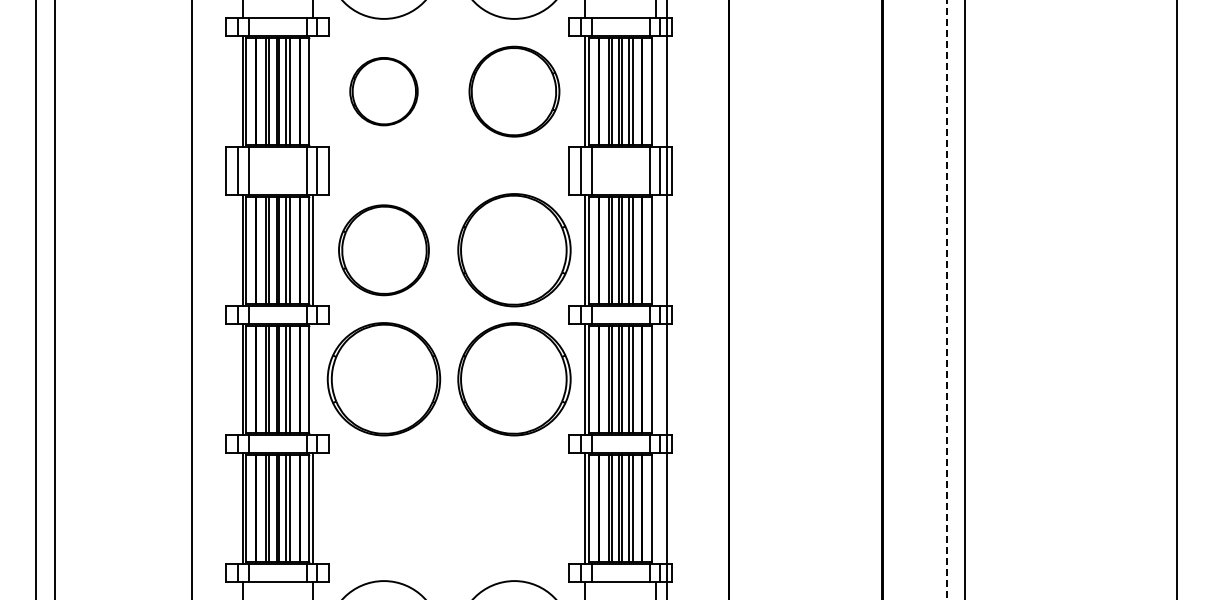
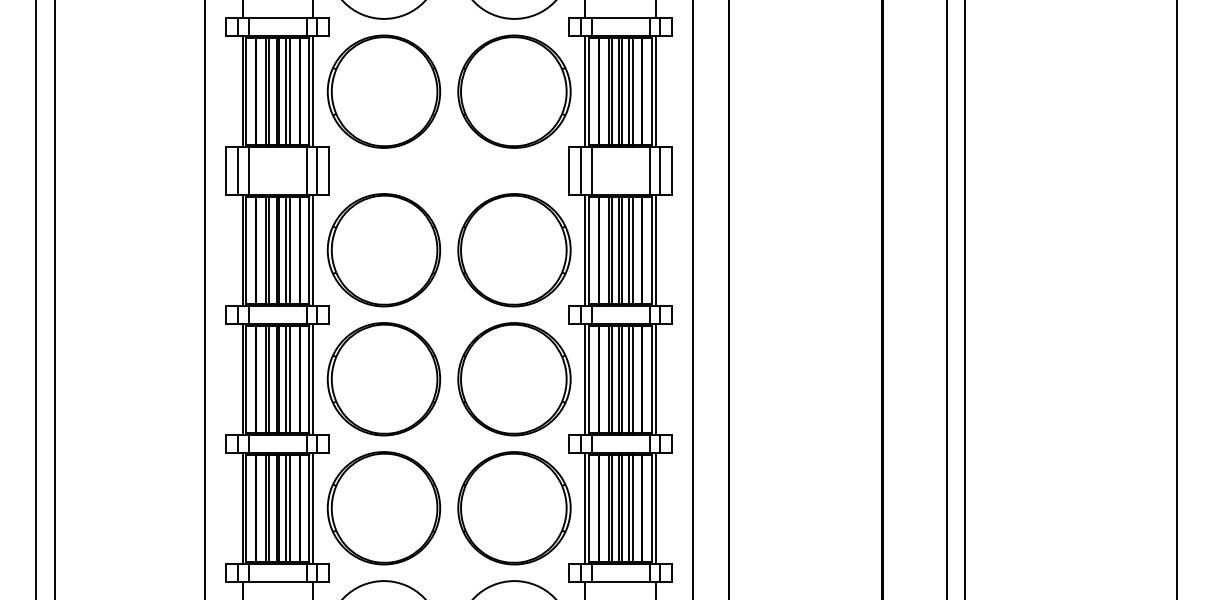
line: none -> present (313, 91)
part size: 70x70 px -> 116x115 px (383, 91)
part size: 93x93 px -> 115x115 px (514, 91)
line: none -> present (655, 91)
line: none -> present (655, 249)
part size: 92x93 px -> 116x115 px (383, 250)
line position: (192, 299) -> (205, 299) (205, 299)
line position: (667, 299) -> (693, 299) (693, 299)
line: dashed -> solid (946, 299)
line: none -> present (313, 378)
line: none -> present (655, 378)
line: none -> present (655, 507)
part: none -> present (383, 508)
part: none -> present (514, 508)
